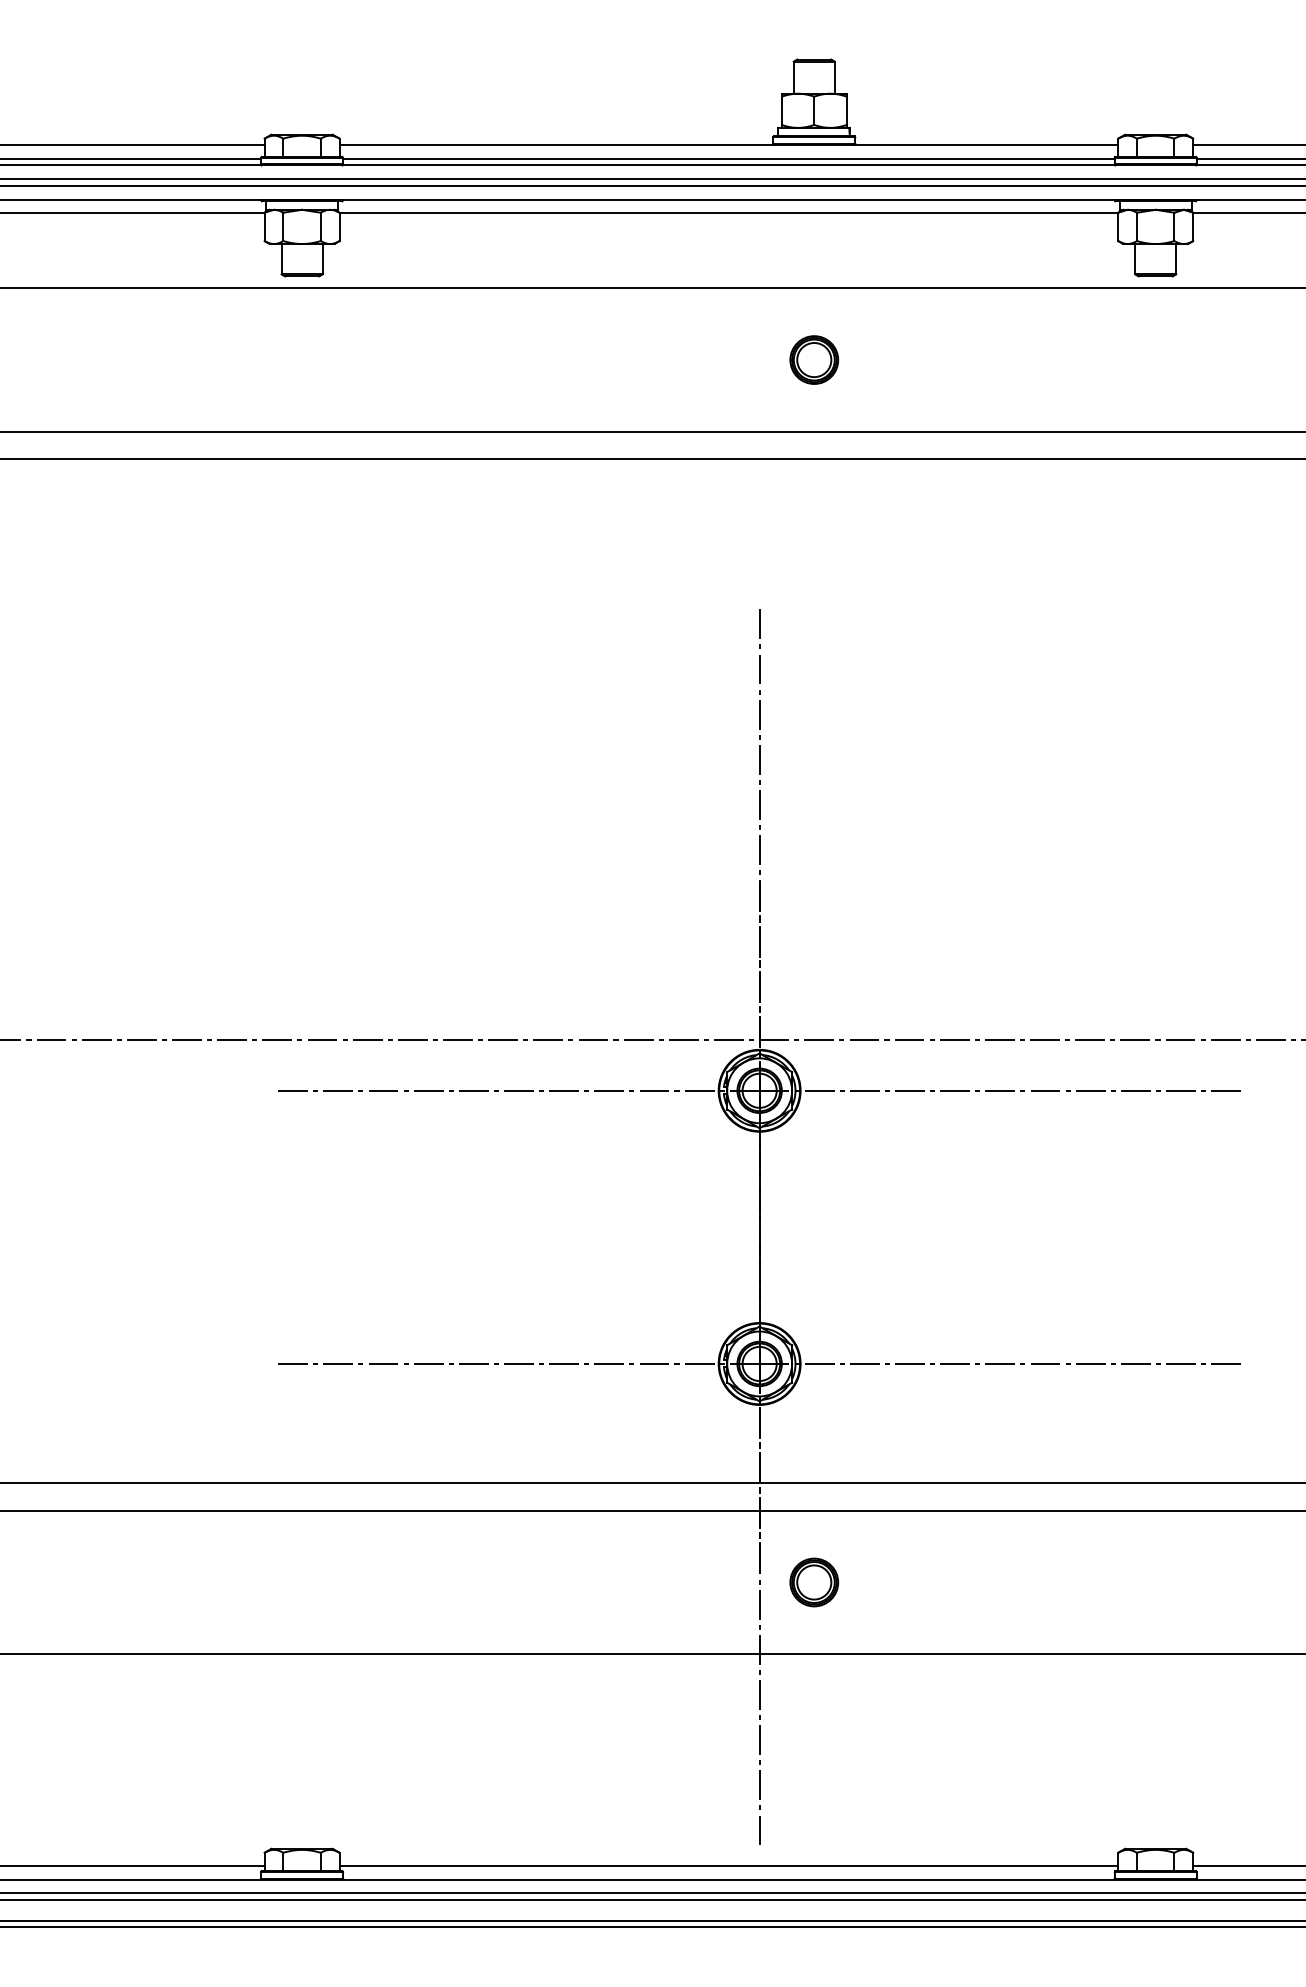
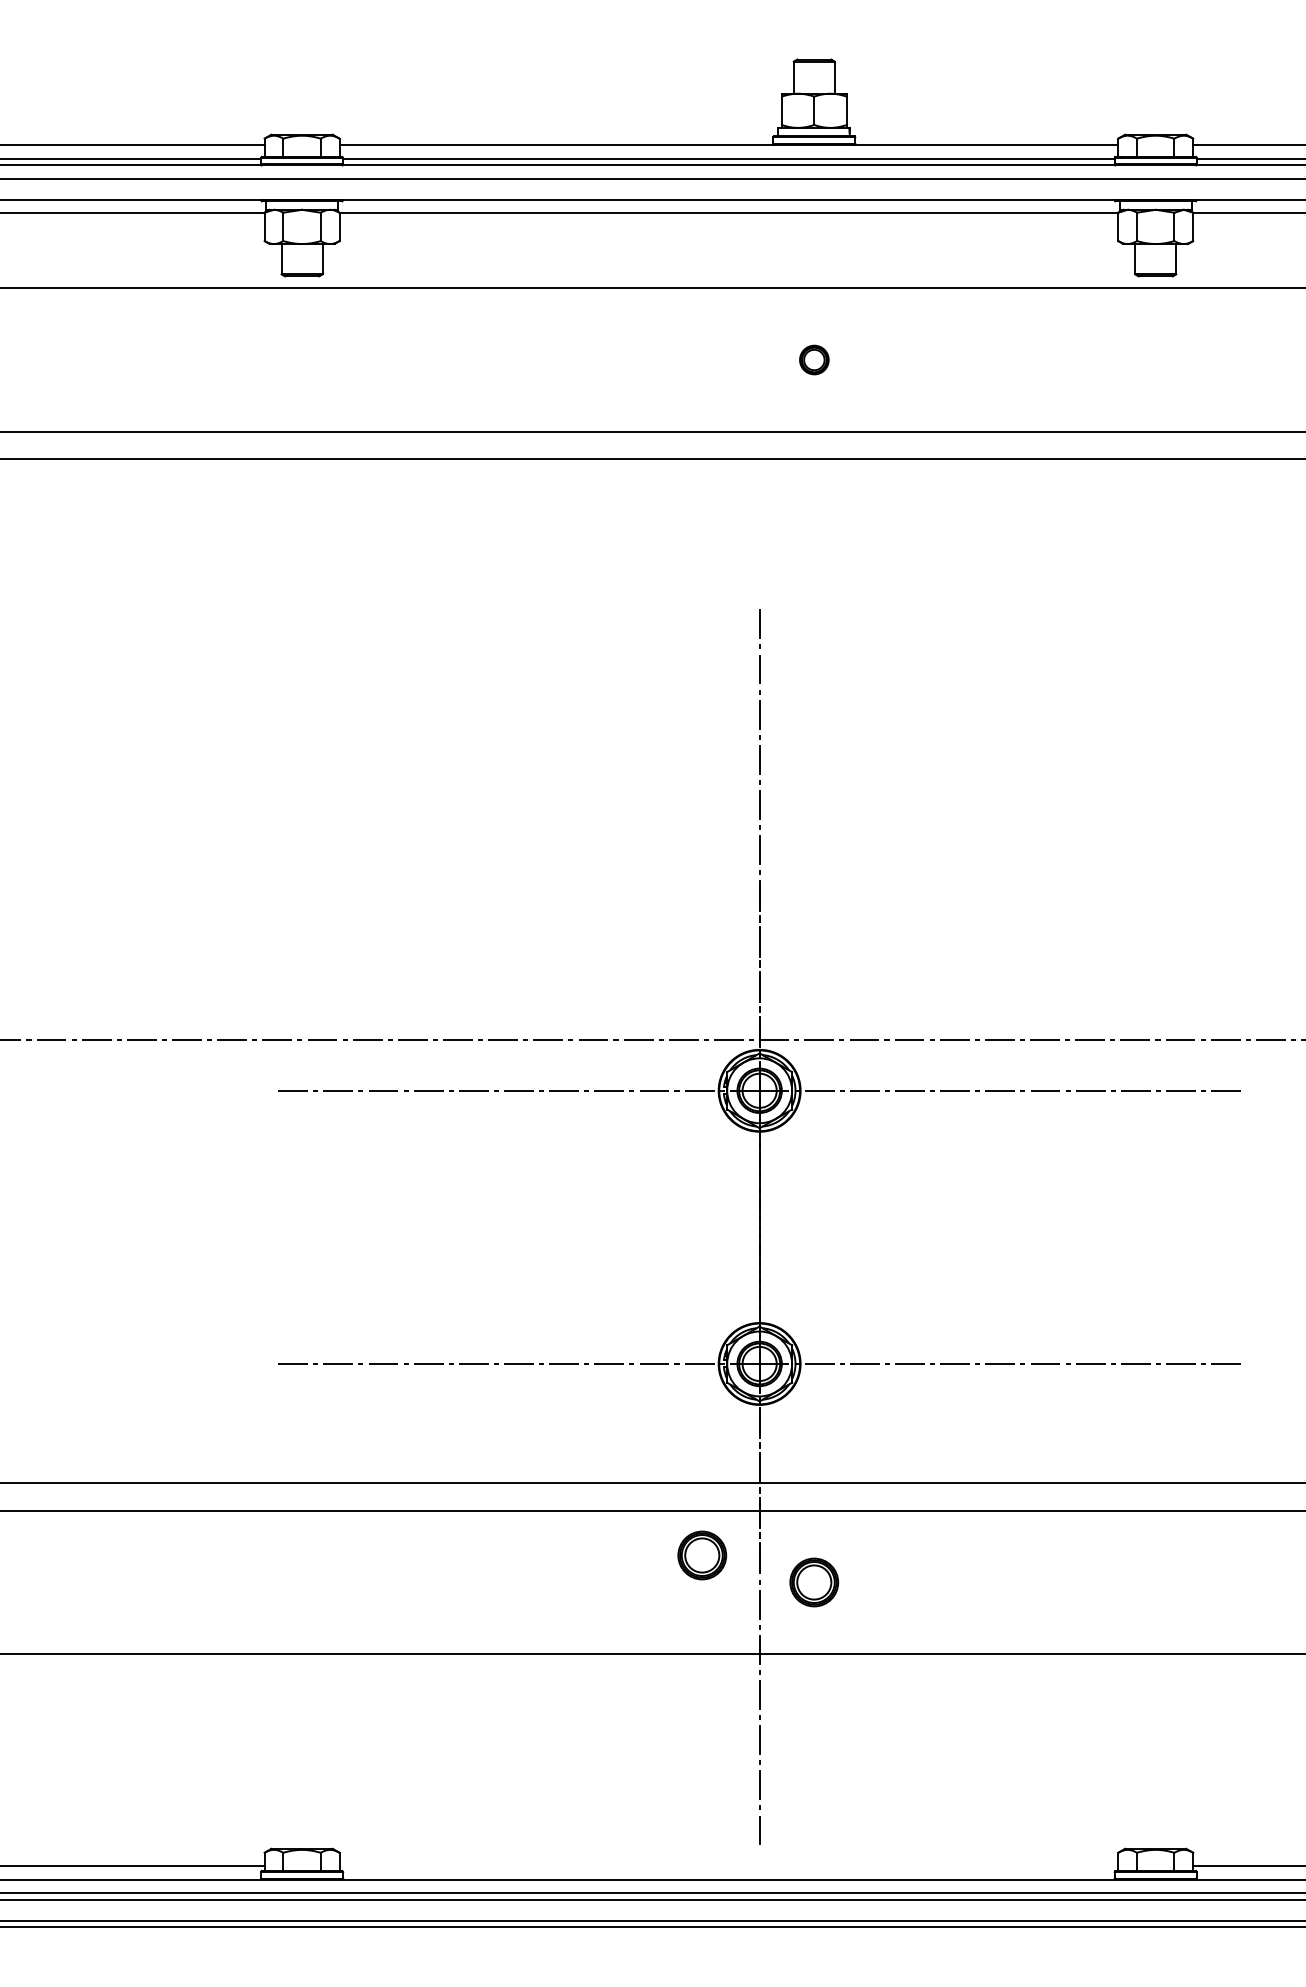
line: present -> none (652, 185)
part size: 51x50 px -> 31x32 px (814, 359)
part: none -> present (702, 1555)
line: present -> none (728, 1865)
